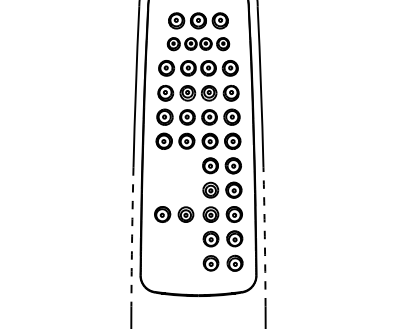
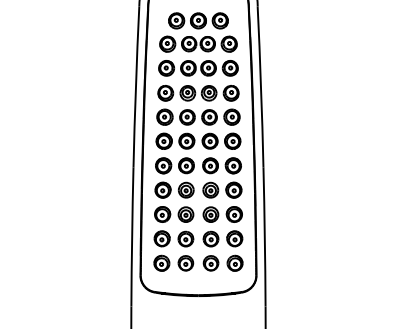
part size: 65x15 px -> 79x18 px (198, 43)
part: none -> present (169, 172)
arc: dashed -> solid (132, 236)
arc: dashed -> solid (264, 236)
part: none -> present (168, 244)
